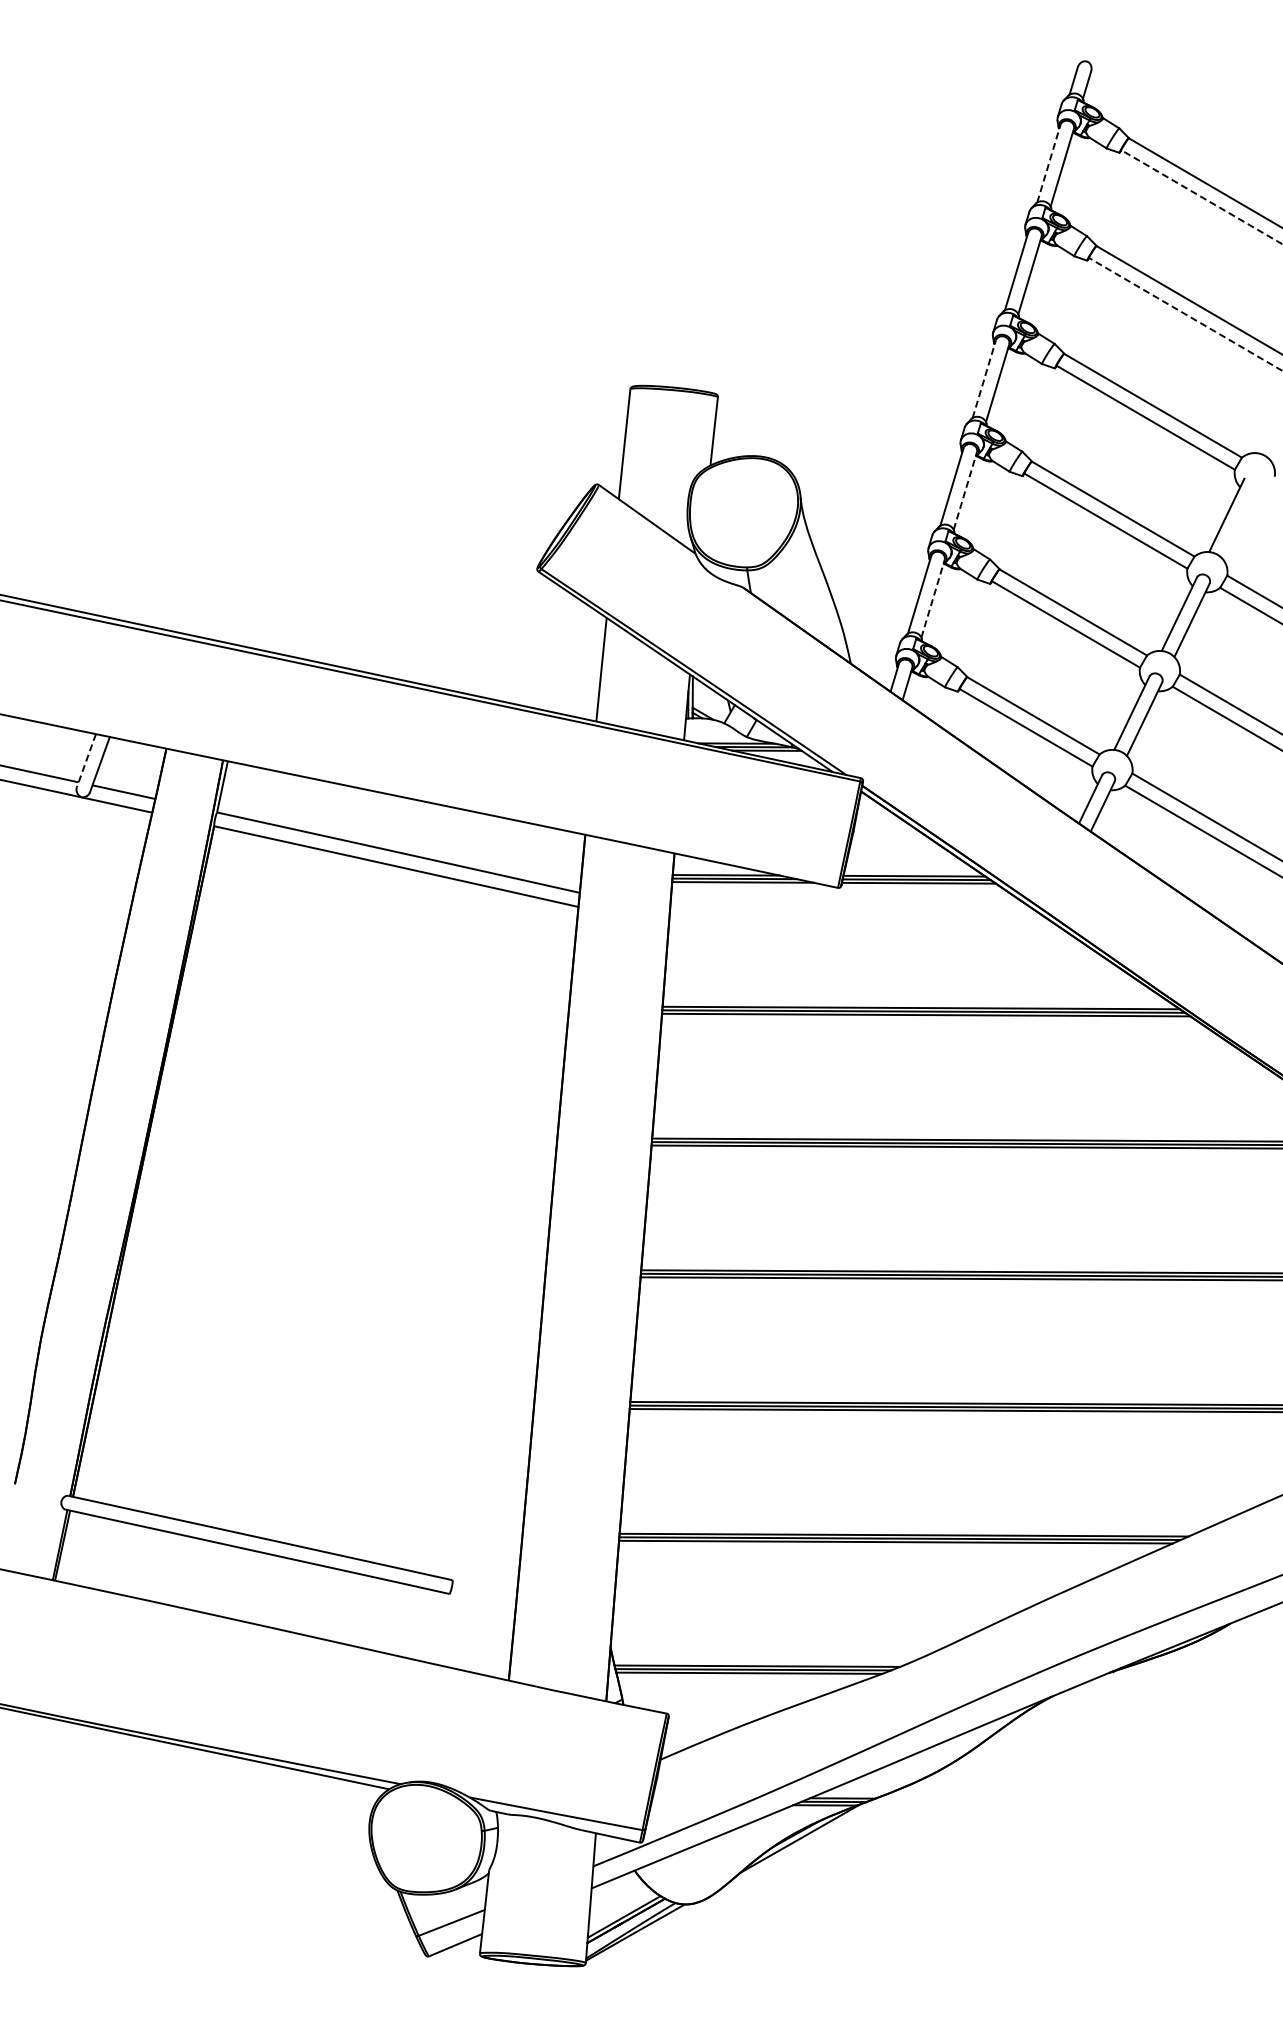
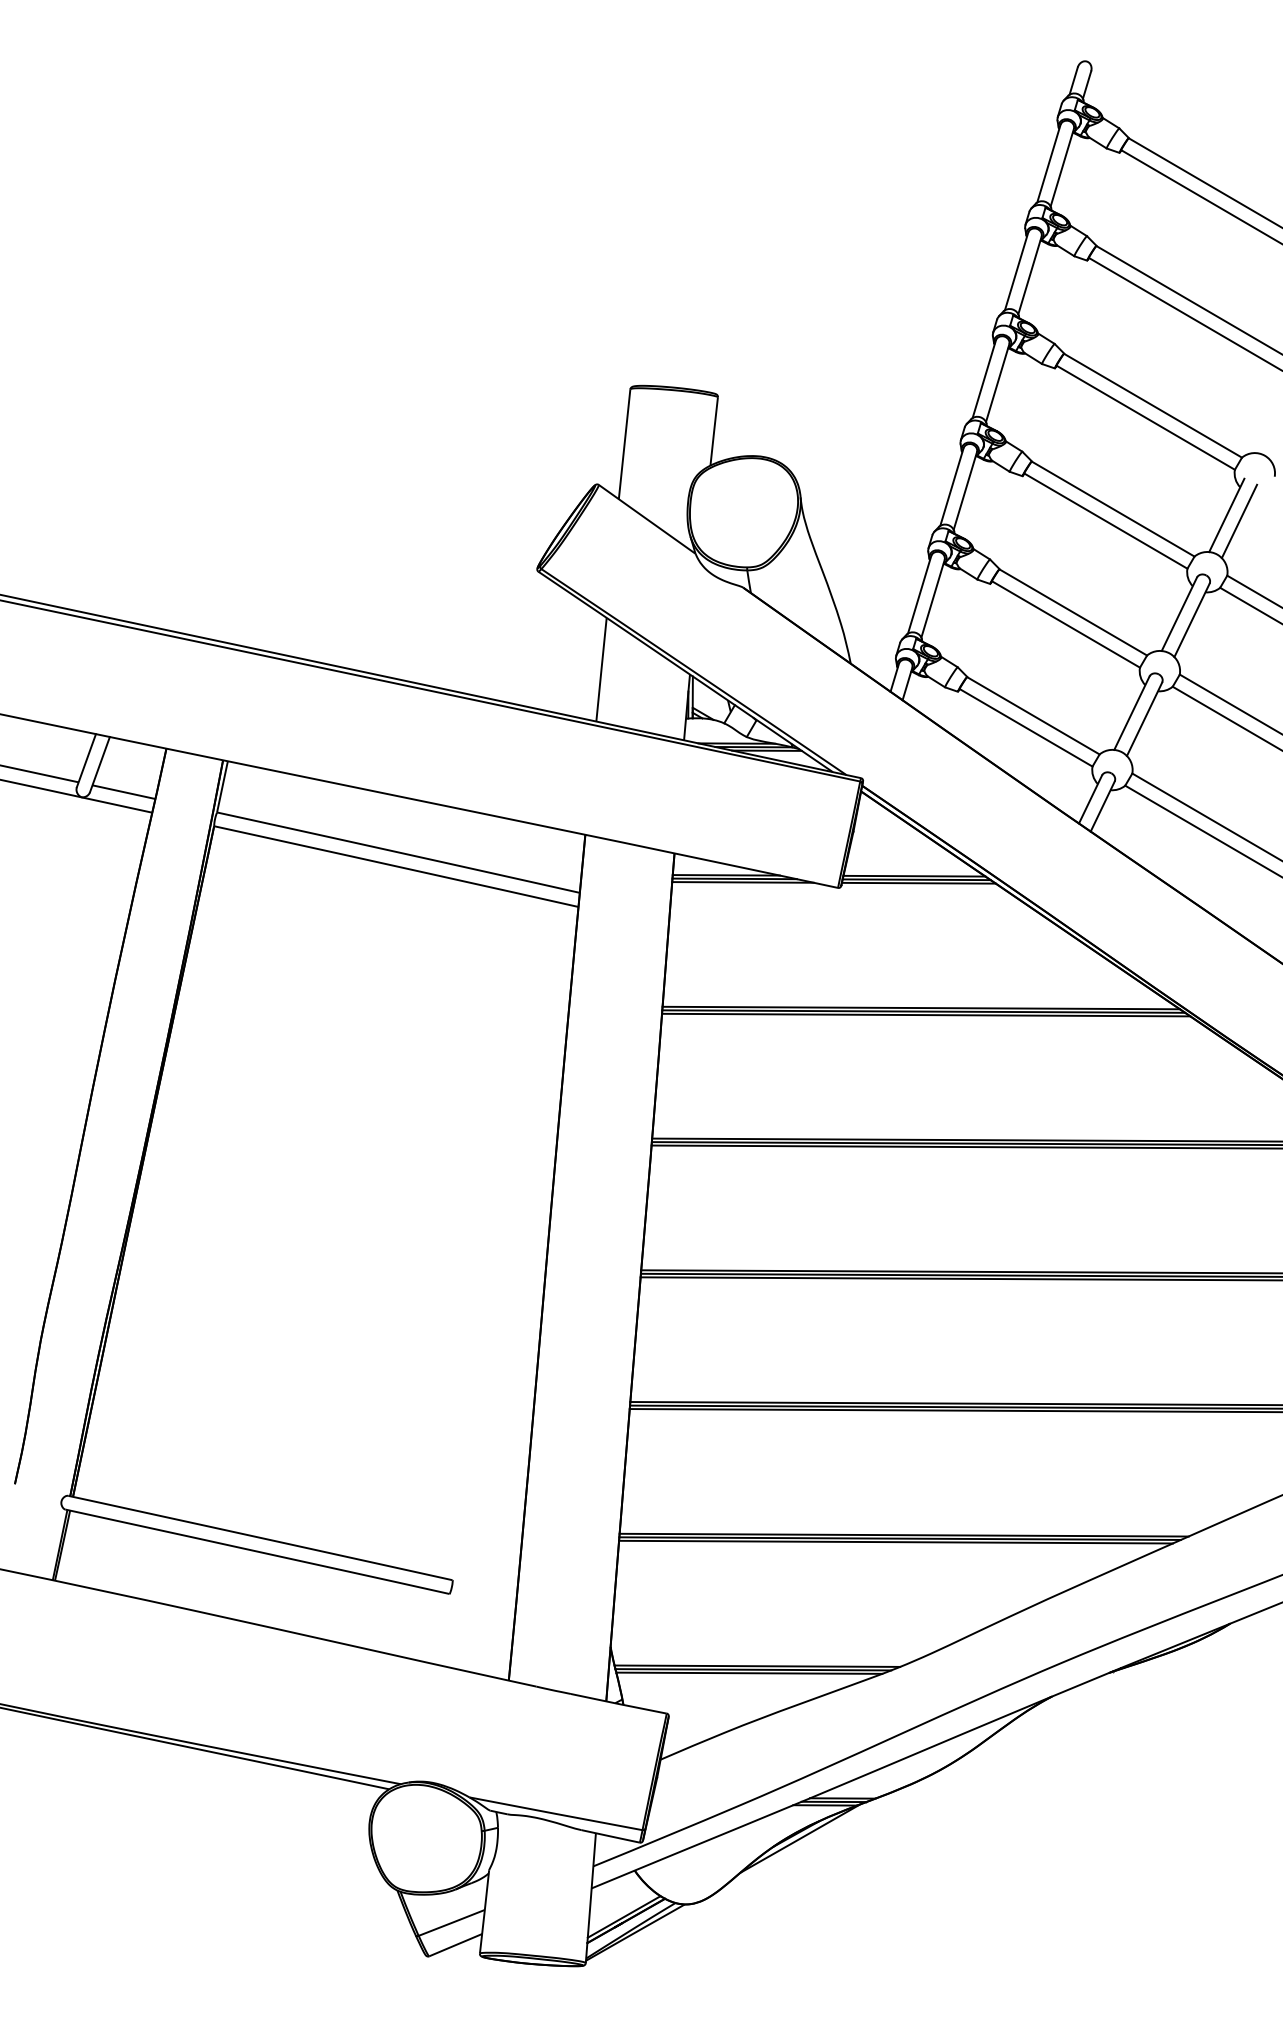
line: dashed -> solid (1048, 163)
line: dashed -> solid (1201, 196)
line: dashed -> solid (1185, 314)
line: dashed -> solid (984, 379)
line: dashed -> solid (965, 490)
line: none -> present (1239, 521)
line: dashed -> solid (933, 598)
line: dashed -> solid (86, 761)
